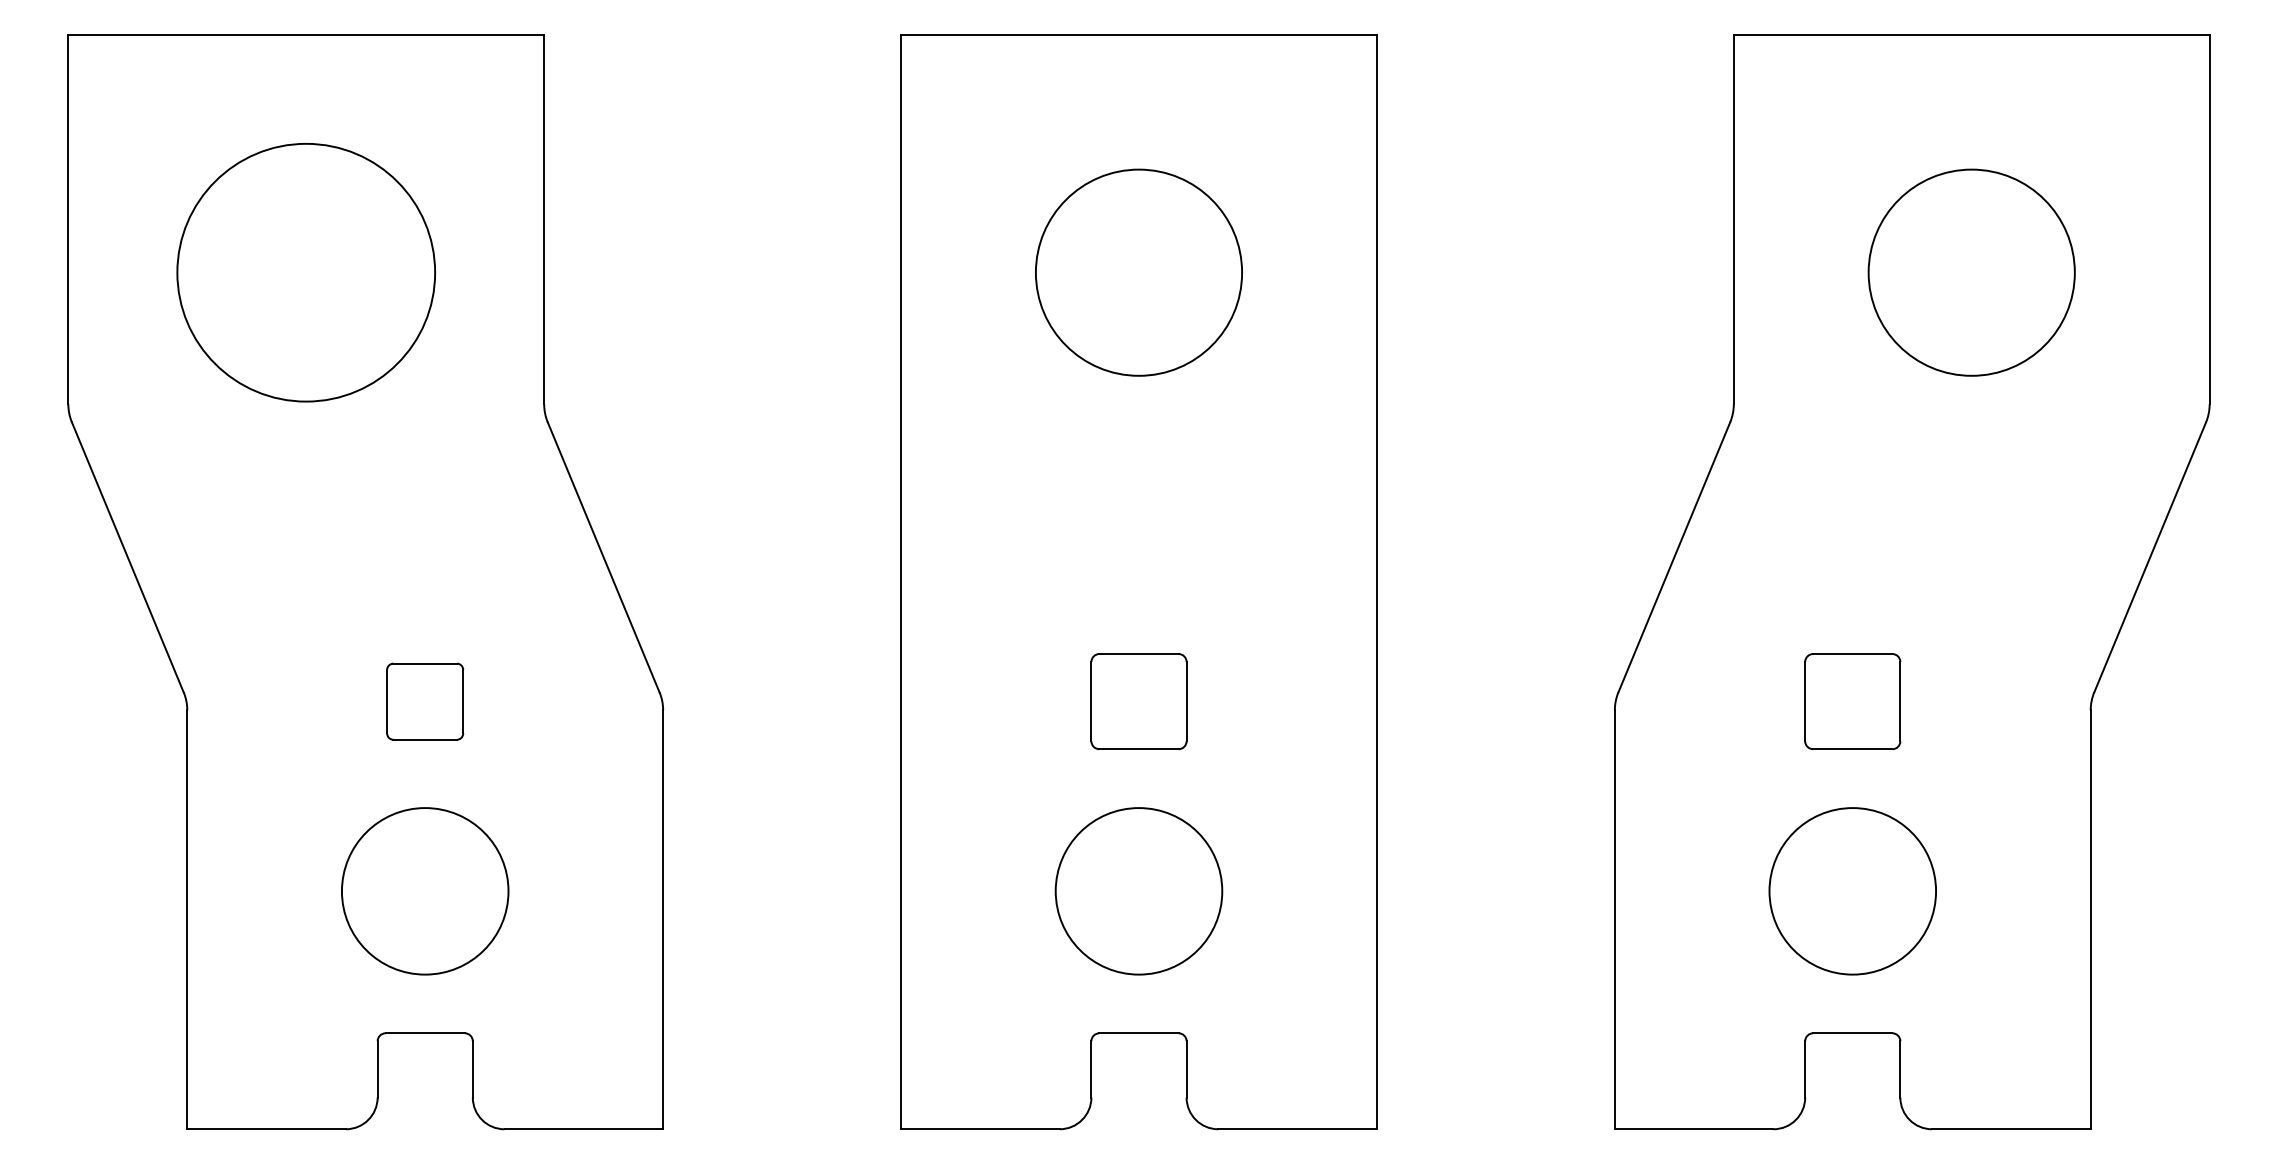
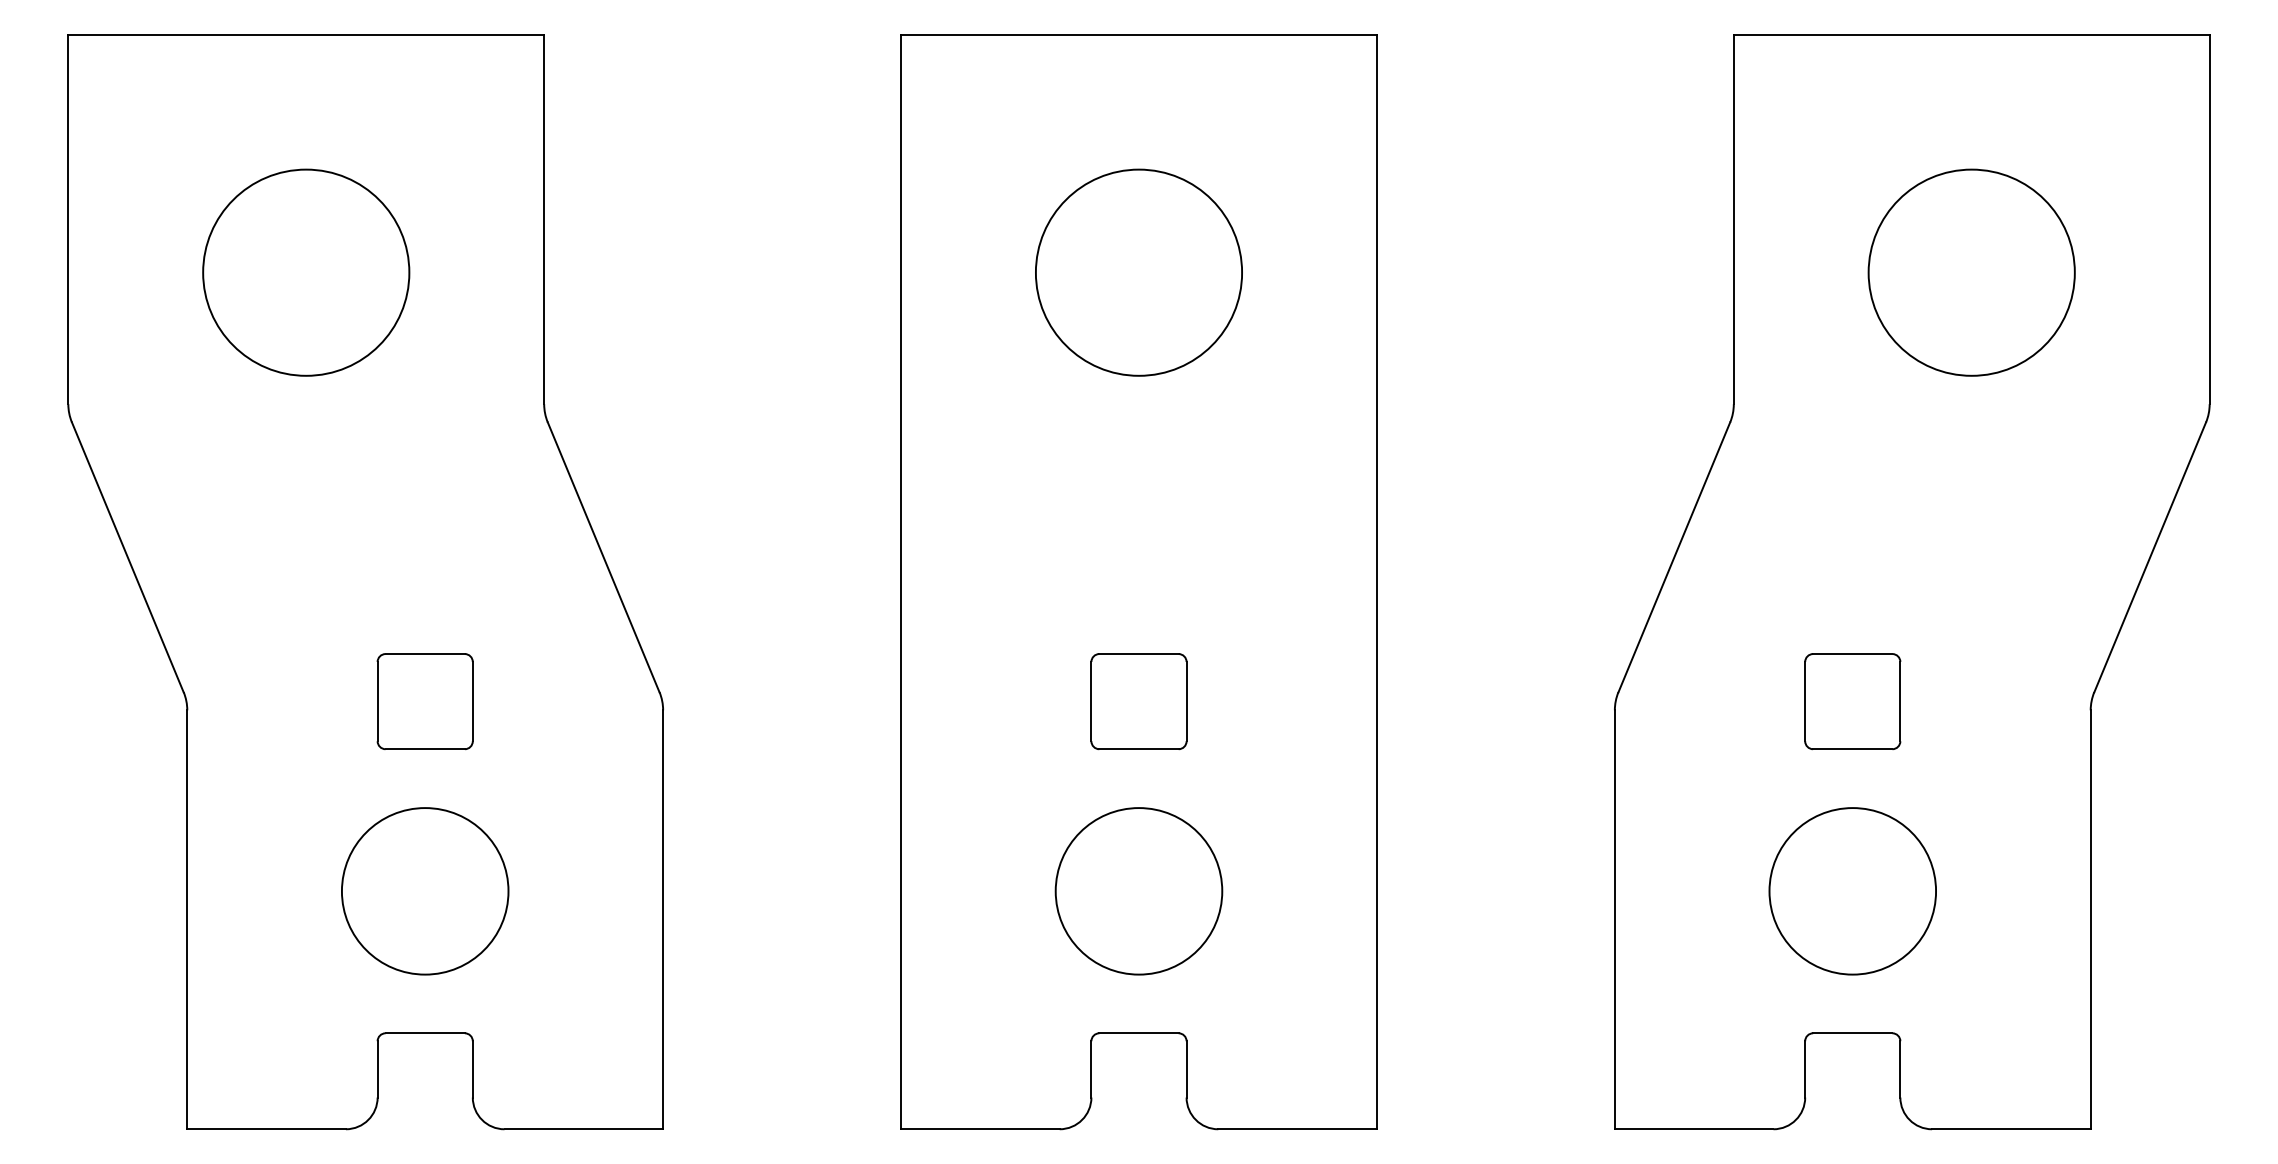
circle diameter: 258 px -> 206 px (306, 272)
part size: 79x79 px -> 98x98 px (424, 701)
